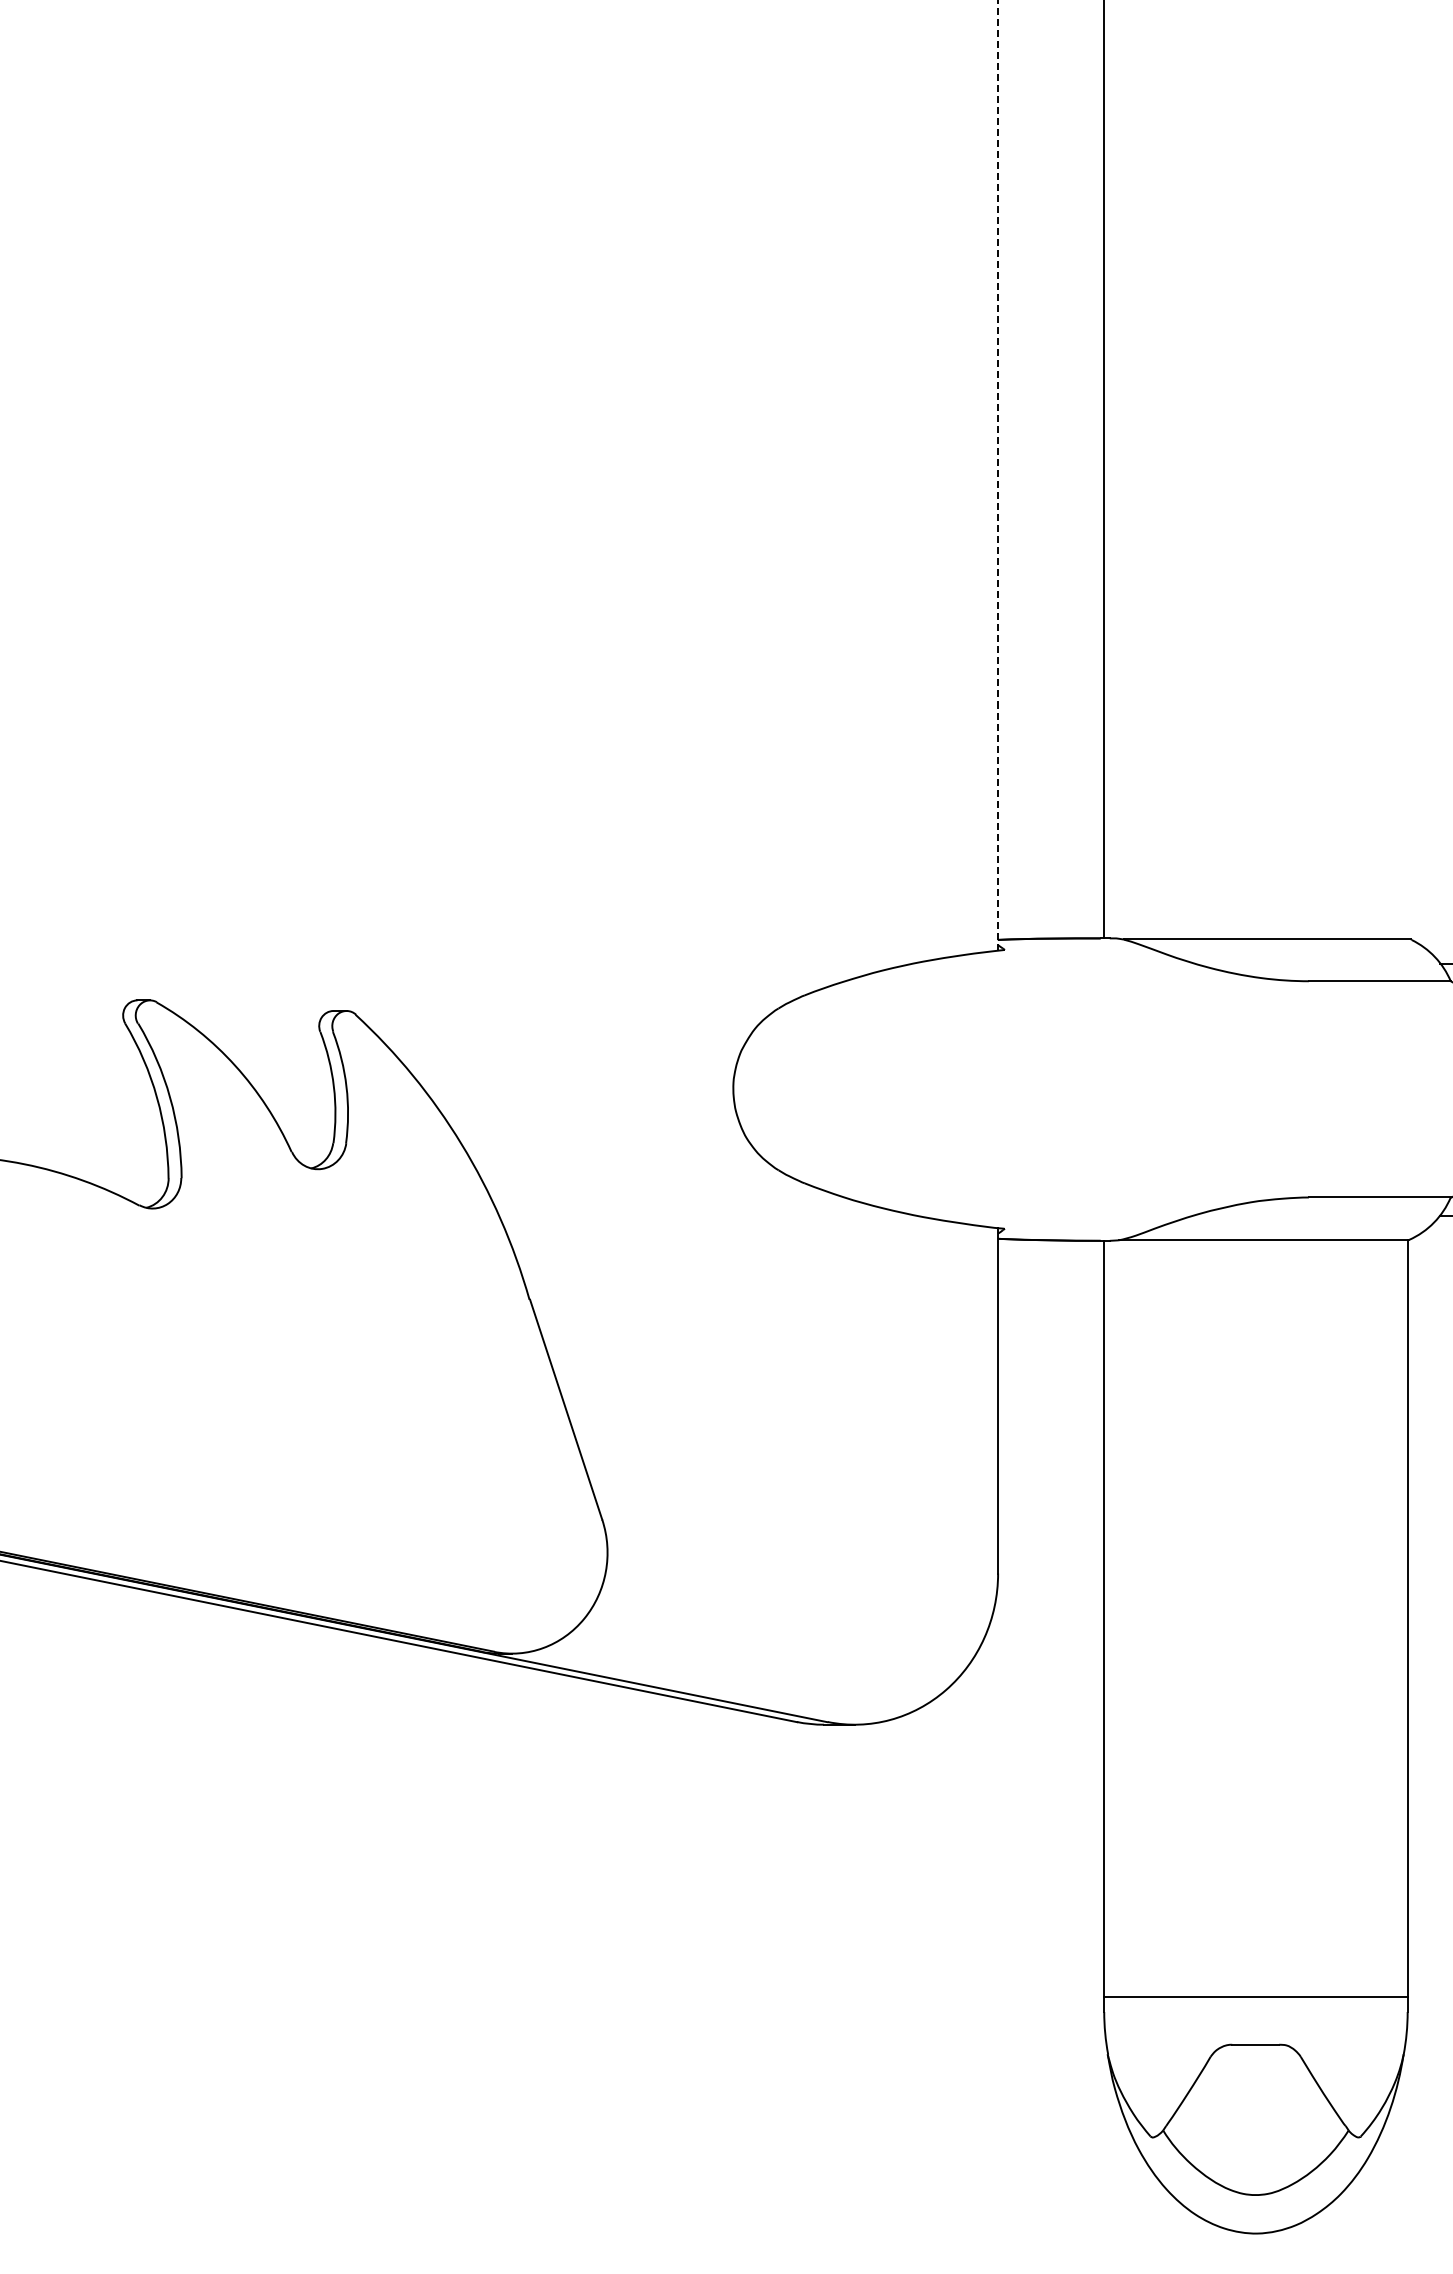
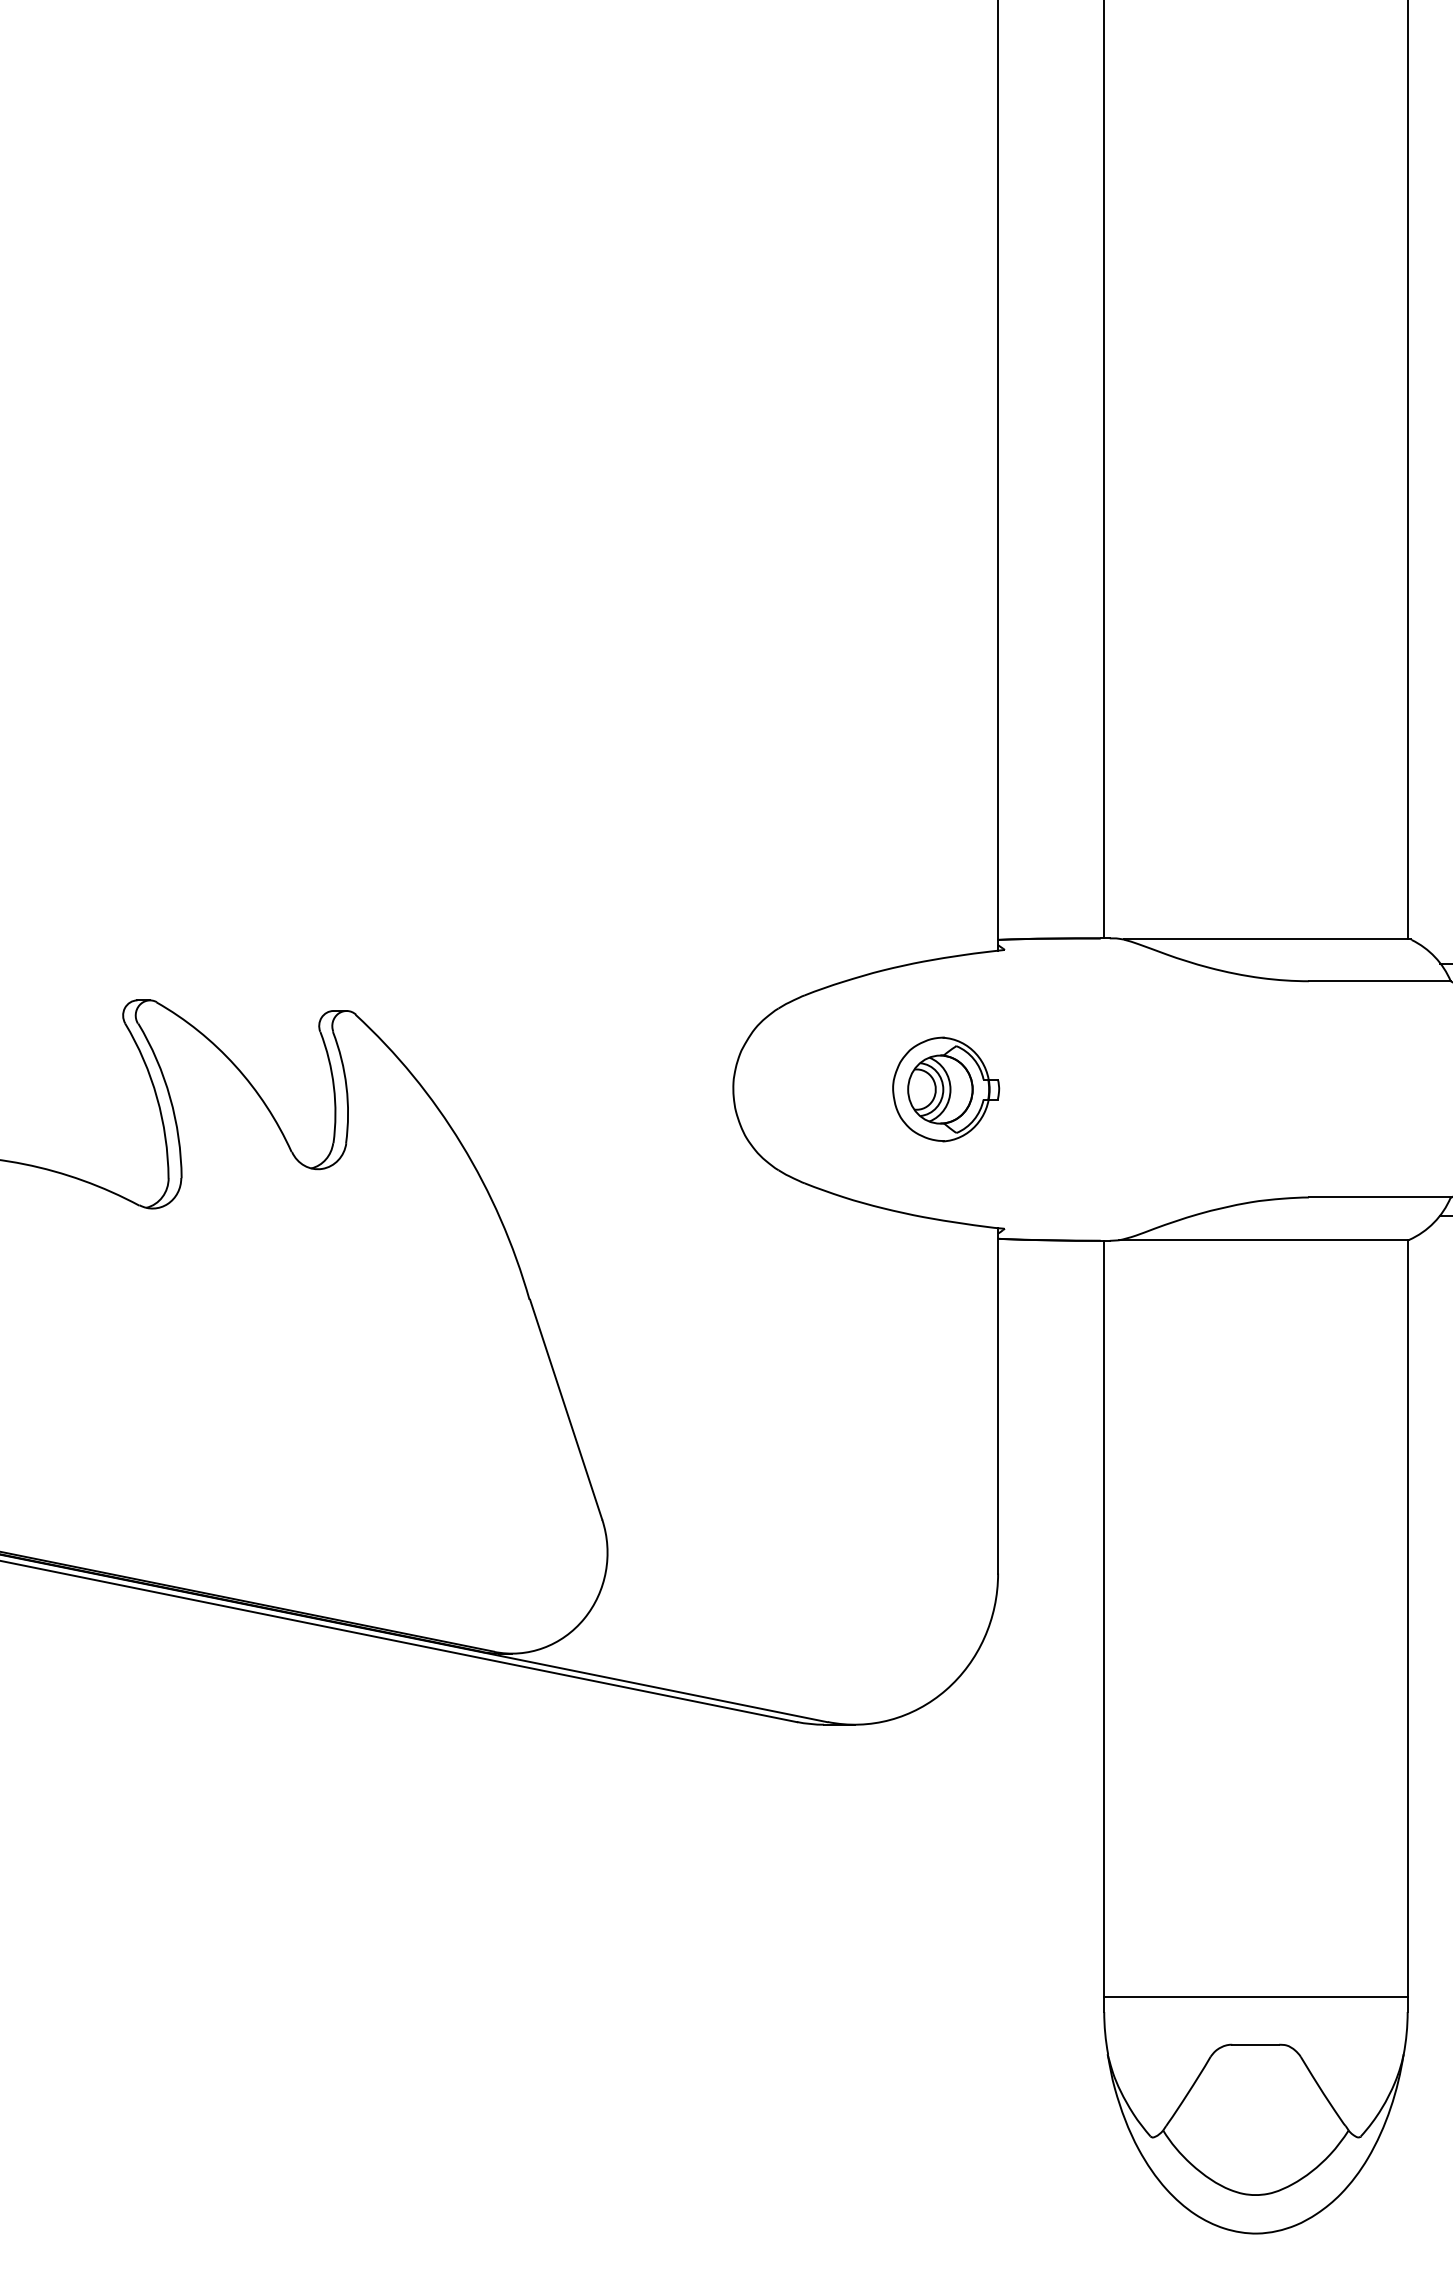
line: none -> present (1407, 470)
line: dashed -> solid (997, 475)
part: none -> present (946, 1089)
